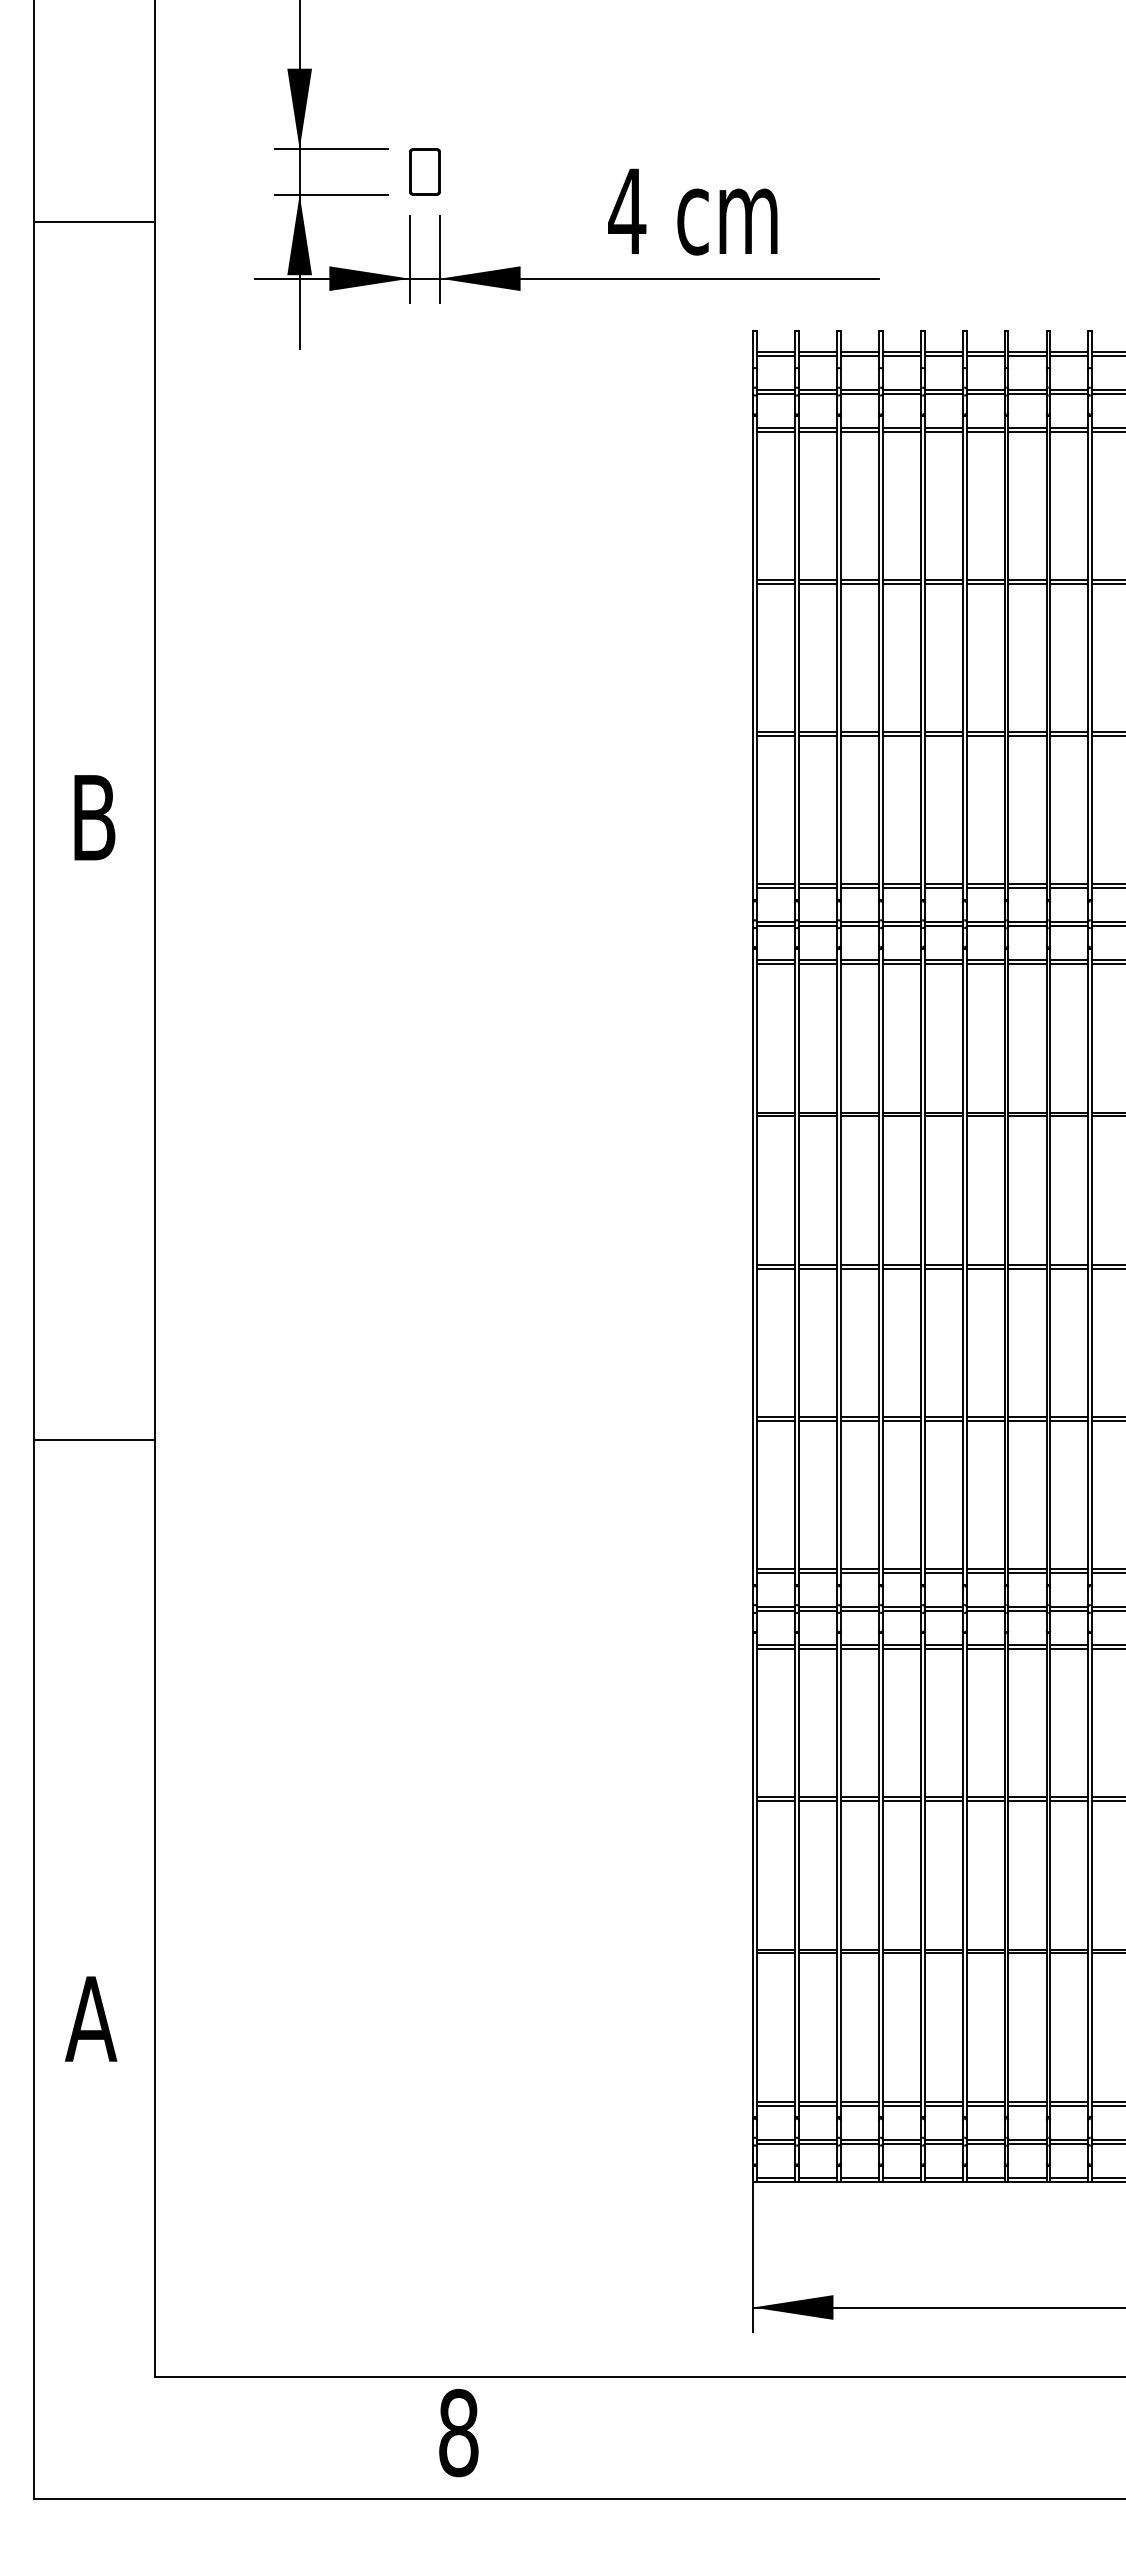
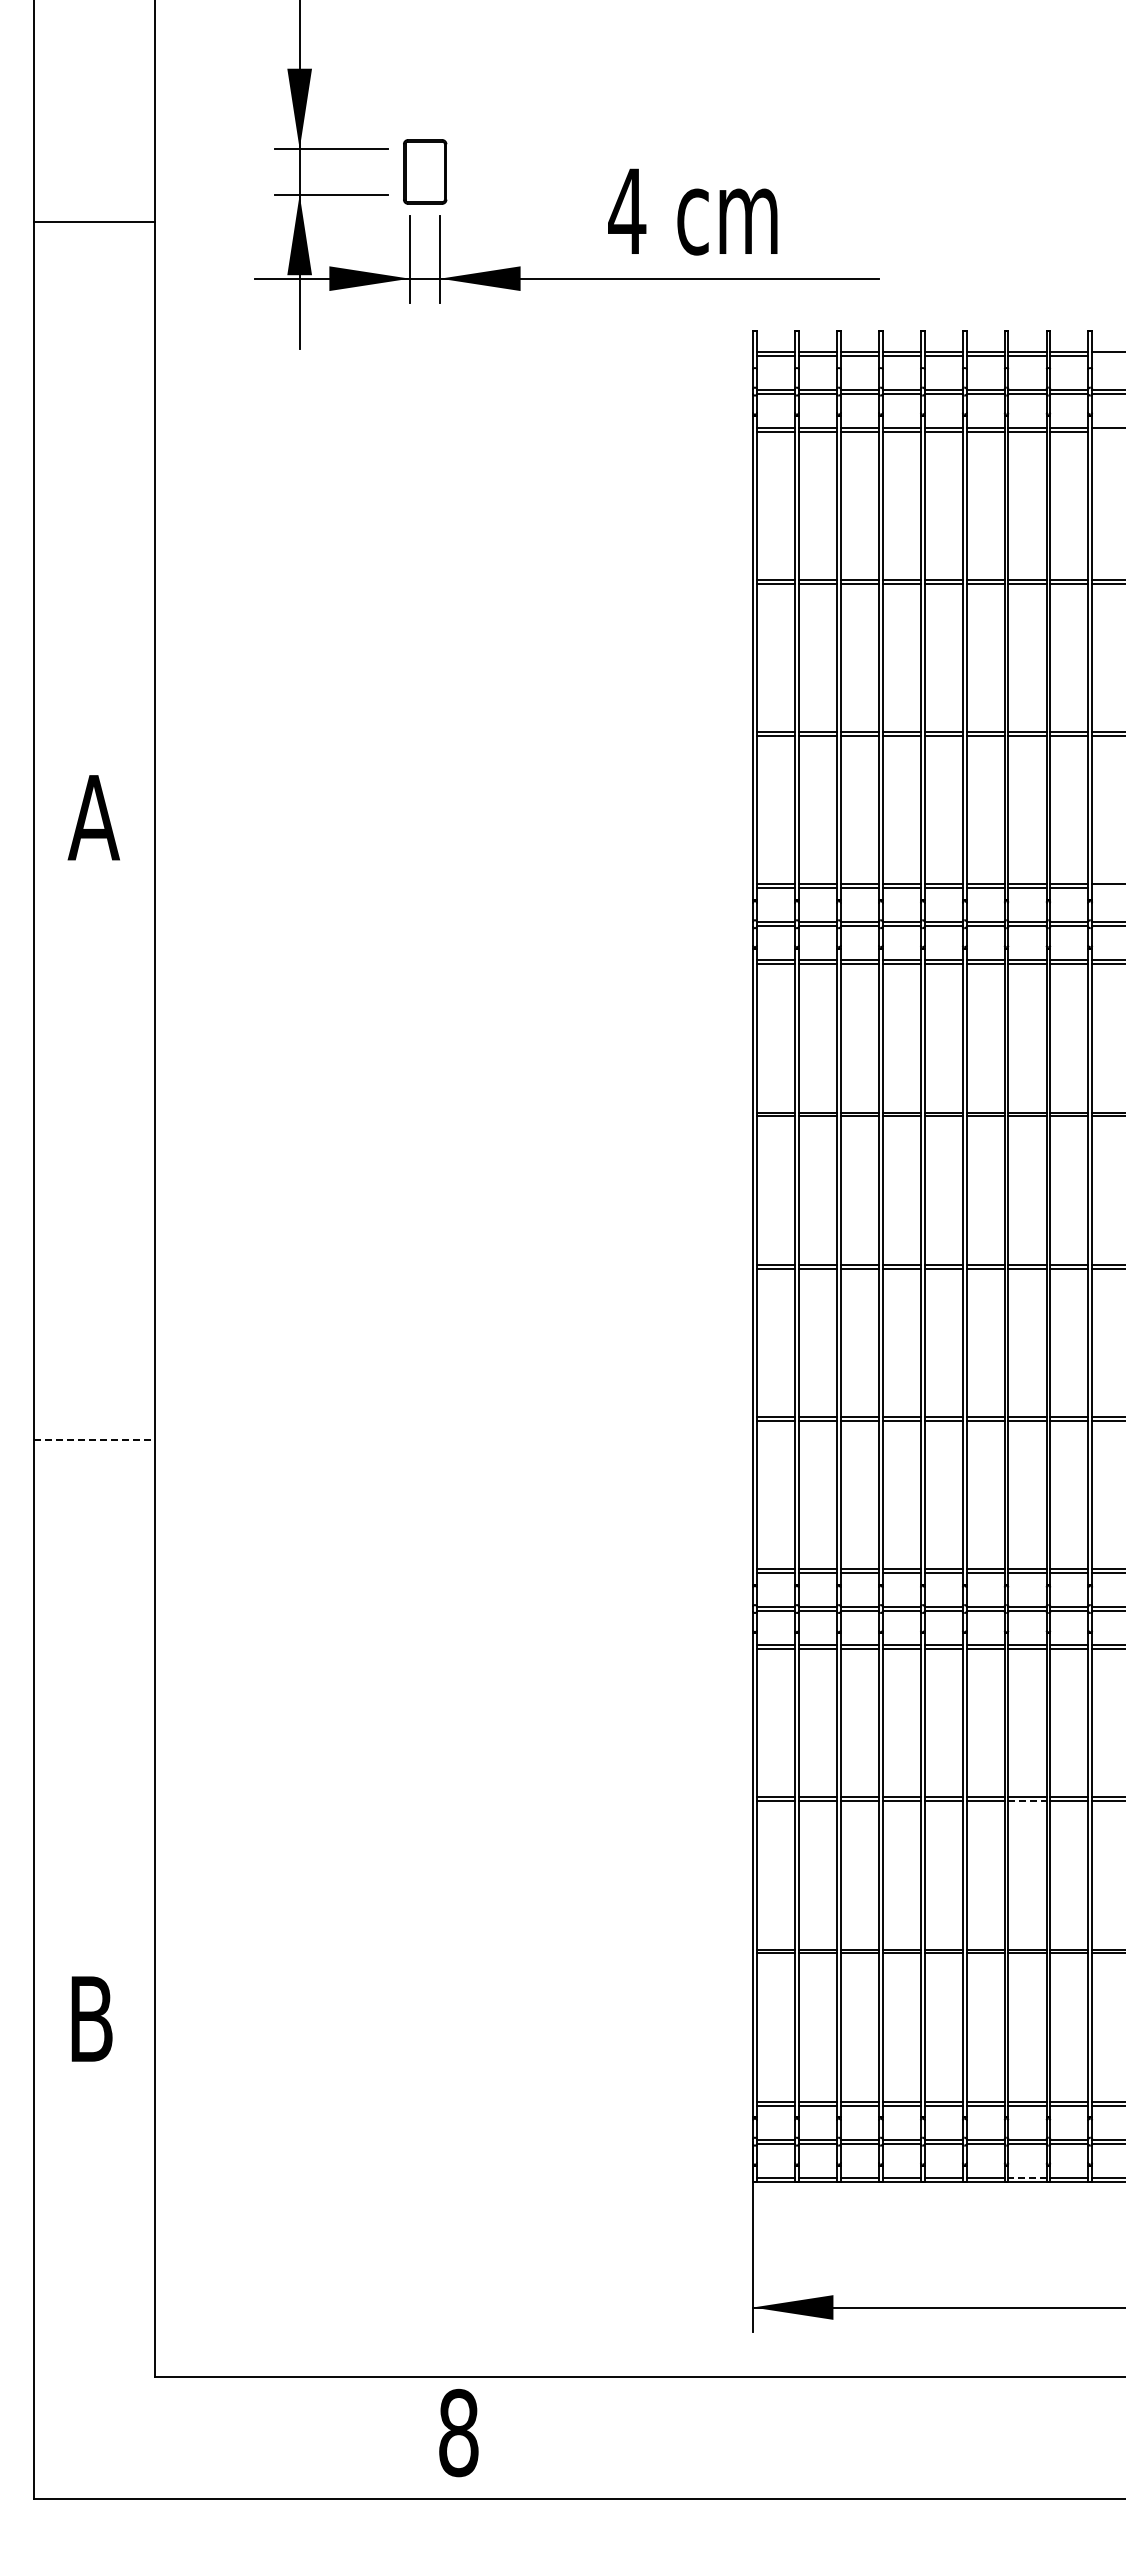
part size: 33x48 px -> 45x66 px (425, 171)
line: present -> none (1107, 355)
line: present -> none (1107, 431)
text: B -> A (93, 817)
line: present -> none (1107, 888)
line: solid -> dashed (94, 1439)
line: solid -> dashed (1027, 1801)
text: A -> B (91, 2018)
line: solid -> dashed (1027, 2177)
